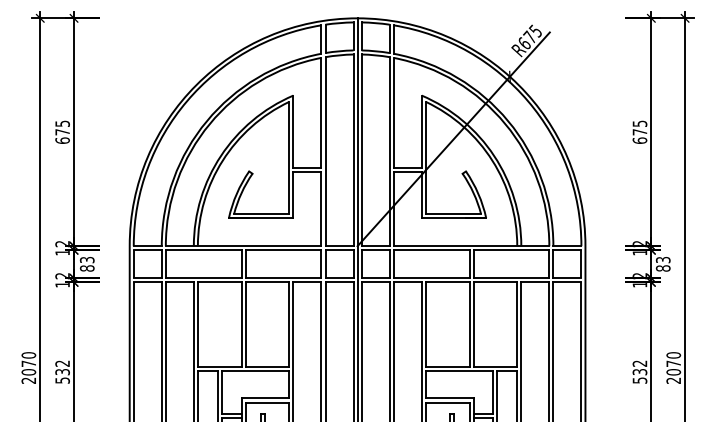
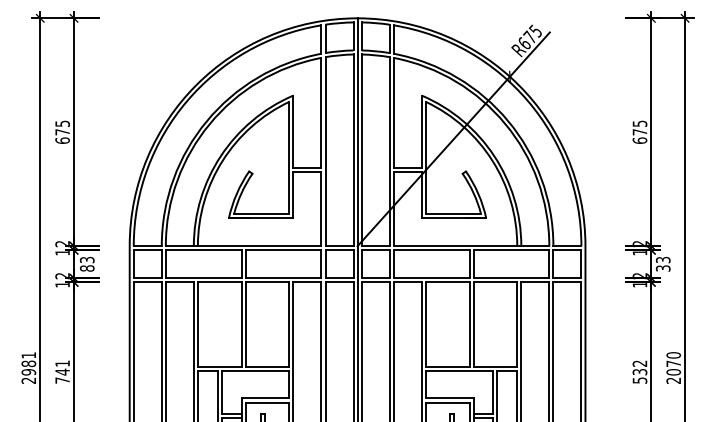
text: 83 -> 33 (663, 268)
text: 2070 -> 2981 (28, 363)
text: 532 -> 741 (62, 371)
